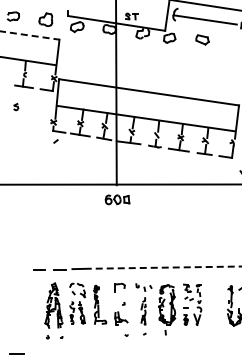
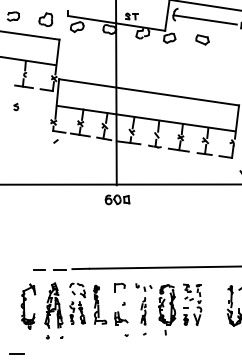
line: dashed -> solid (29, 35)
line: dashed -> solid (165, 267)
part: none -> present (28, 306)
